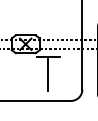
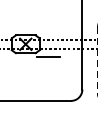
line: solid -> dashed (97, 60)
line: present -> none (48, 74)
